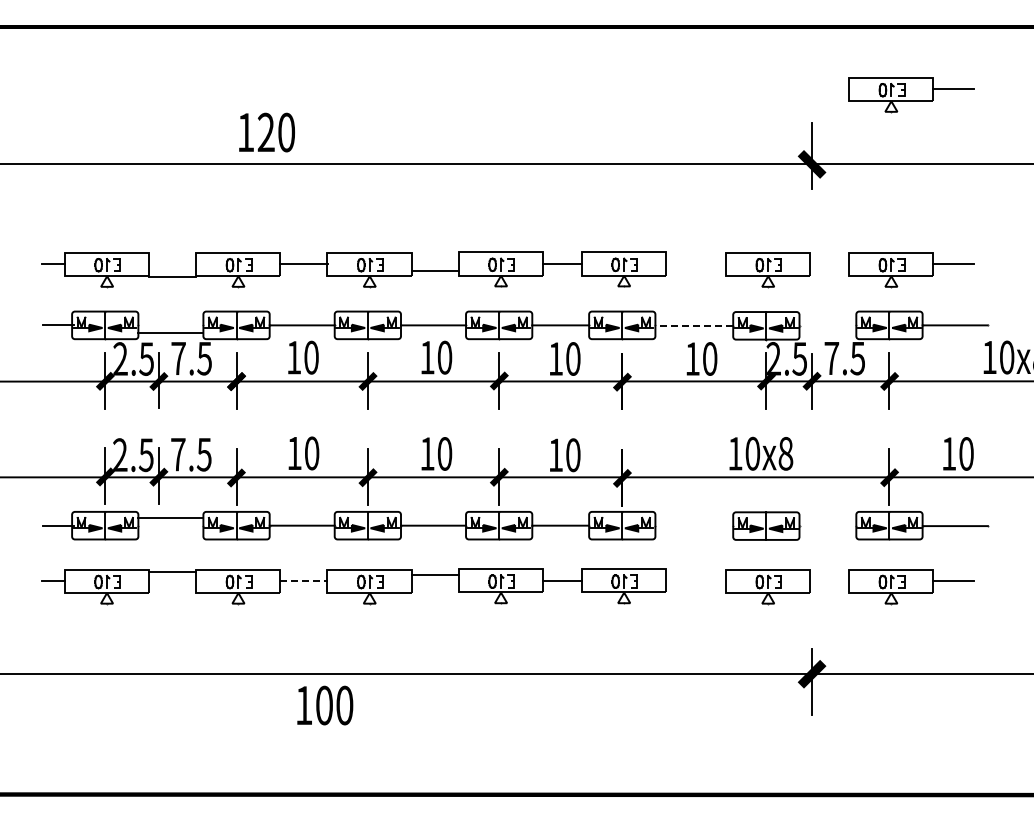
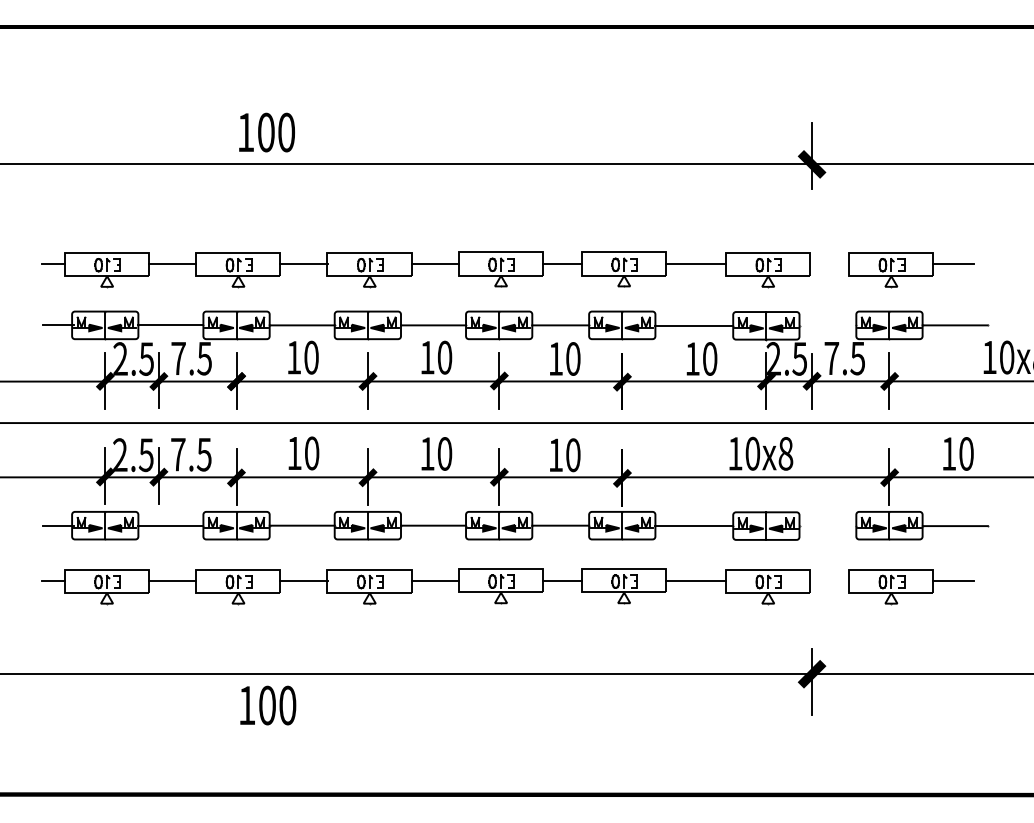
part: present -> none (911, 95)
text: 120 -> 100 (265, 132)
line: none -> present (696, 264)
line position: (434, 271) -> (434, 264) (434, 264)
line position: (172, 277) -> (172, 264) (172, 264)
line: dashed -> solid (694, 325)
line position: (170, 333) -> (170, 325) (170, 325)
line: none -> present (516, 423)
line position: (170, 517) -> (170, 525) (170, 525)
line: none -> present (694, 526)
line position: (172, 572) -> (172, 581) (172, 581)
line position: (434, 575) -> (434, 581) (434, 581)
line: dashed -> solid (303, 581)
line: none -> present (696, 581)
text position: (325, 705) -> (268, 705) (268, 705)
